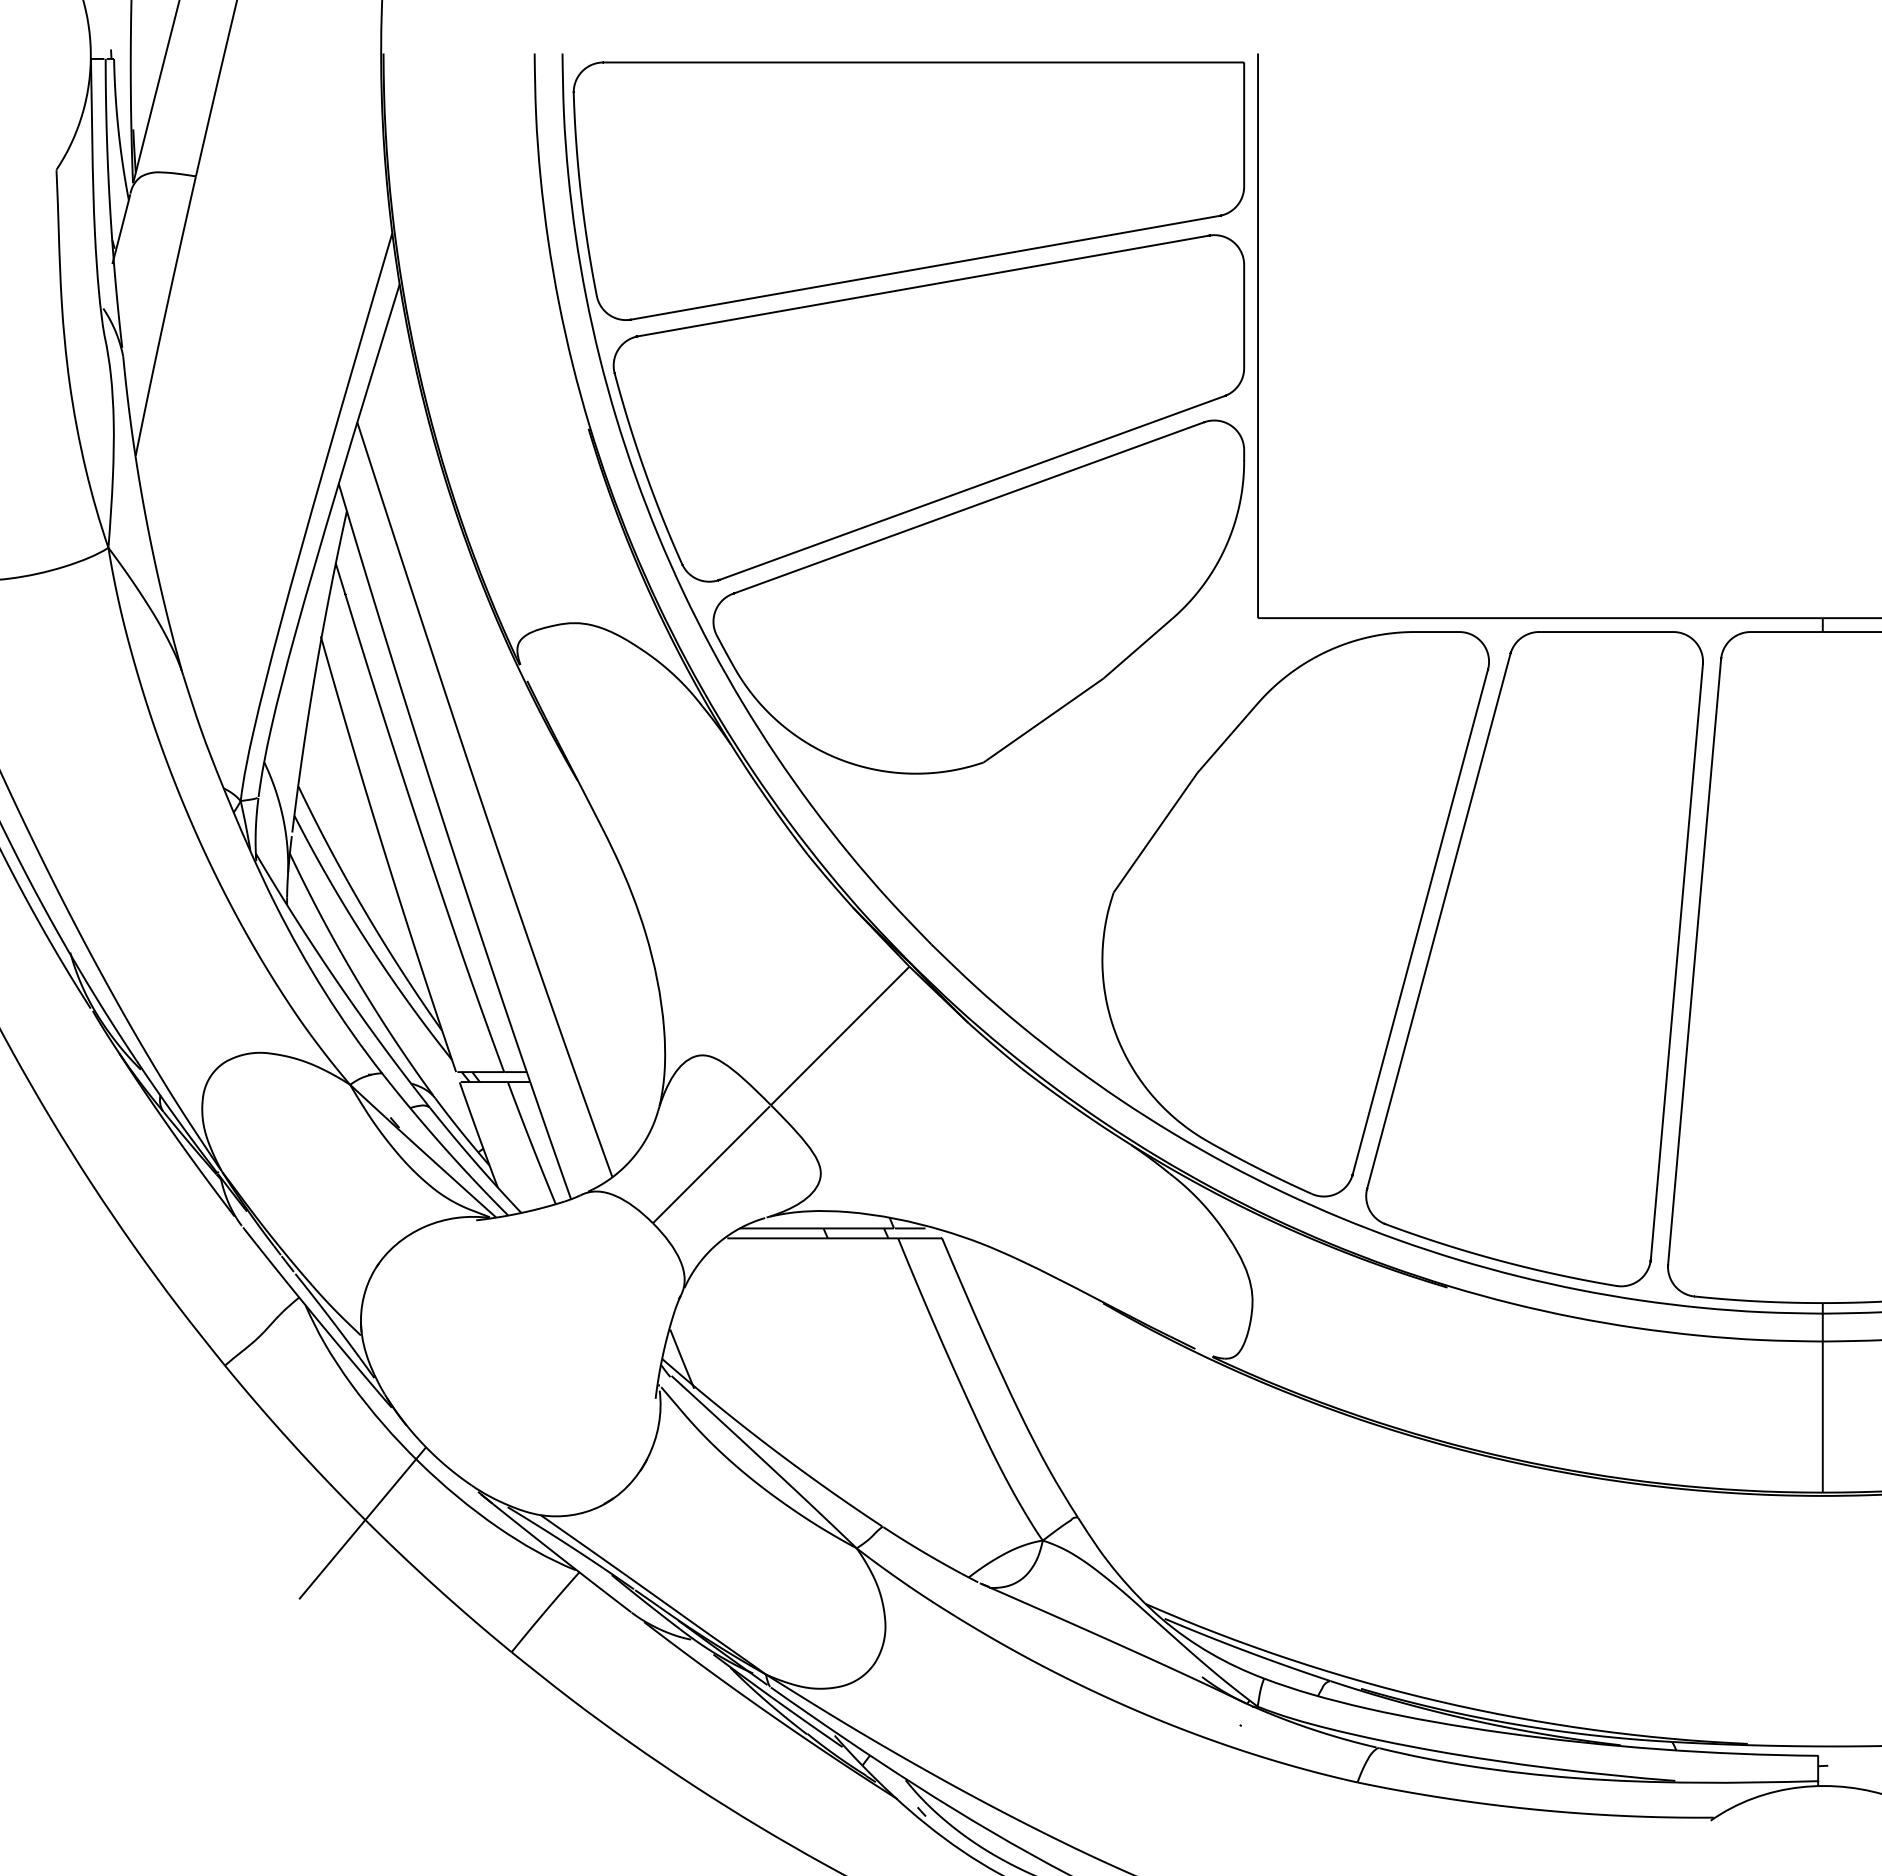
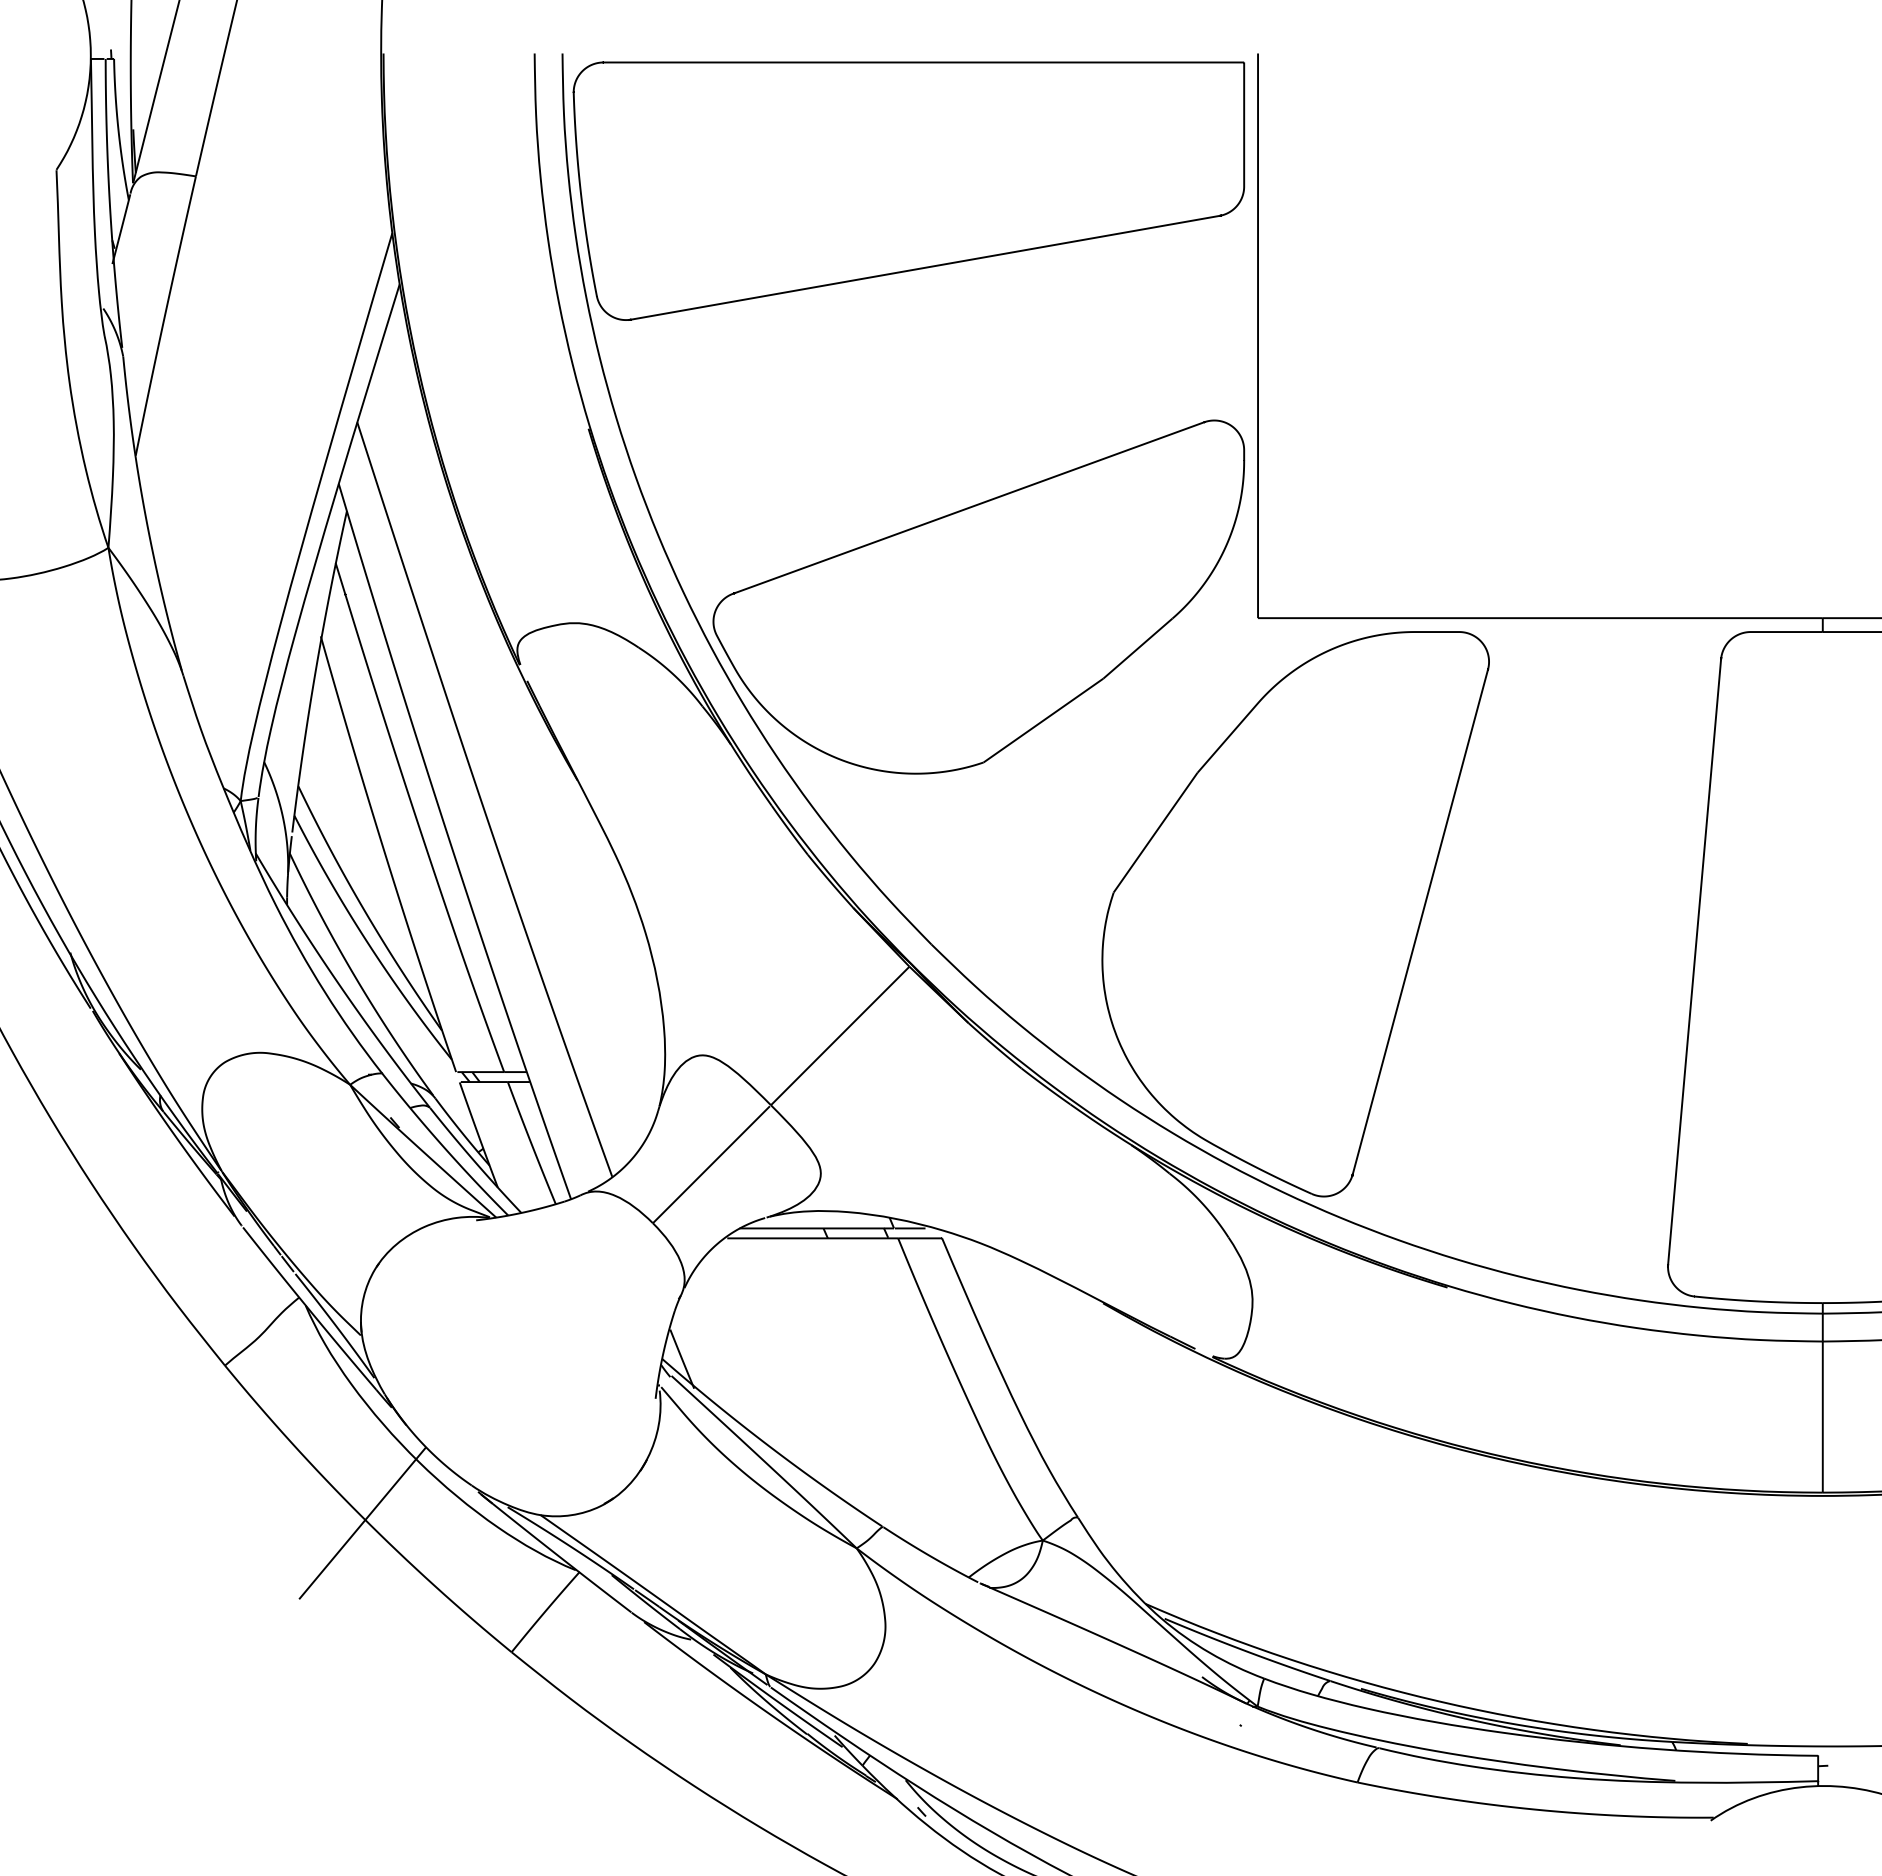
part: present -> none (928, 408)
part: present -> none (1534, 959)
